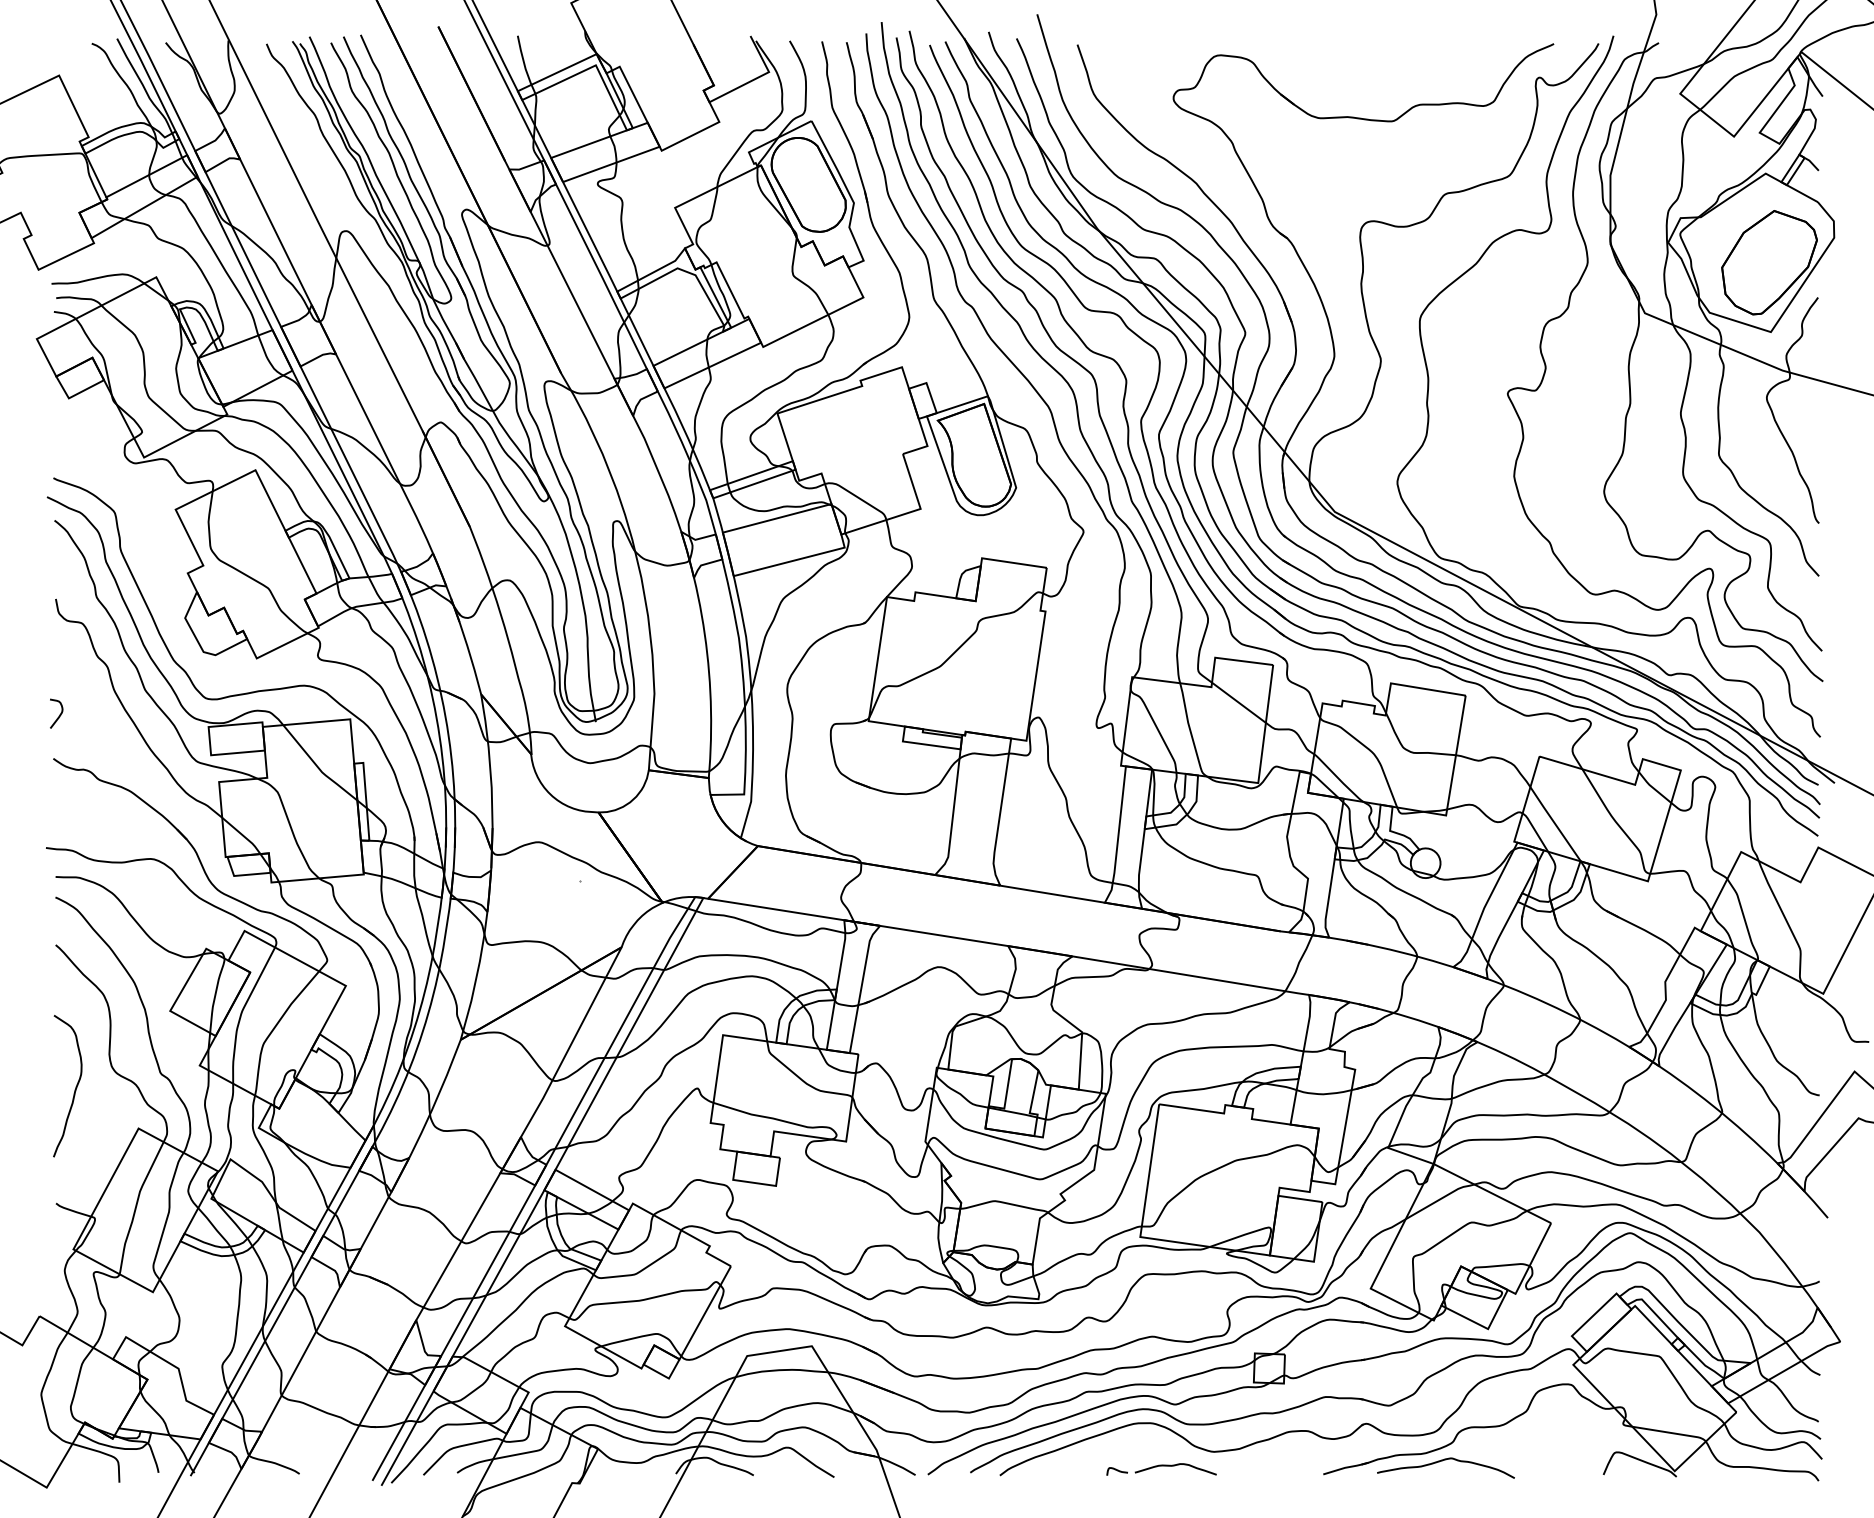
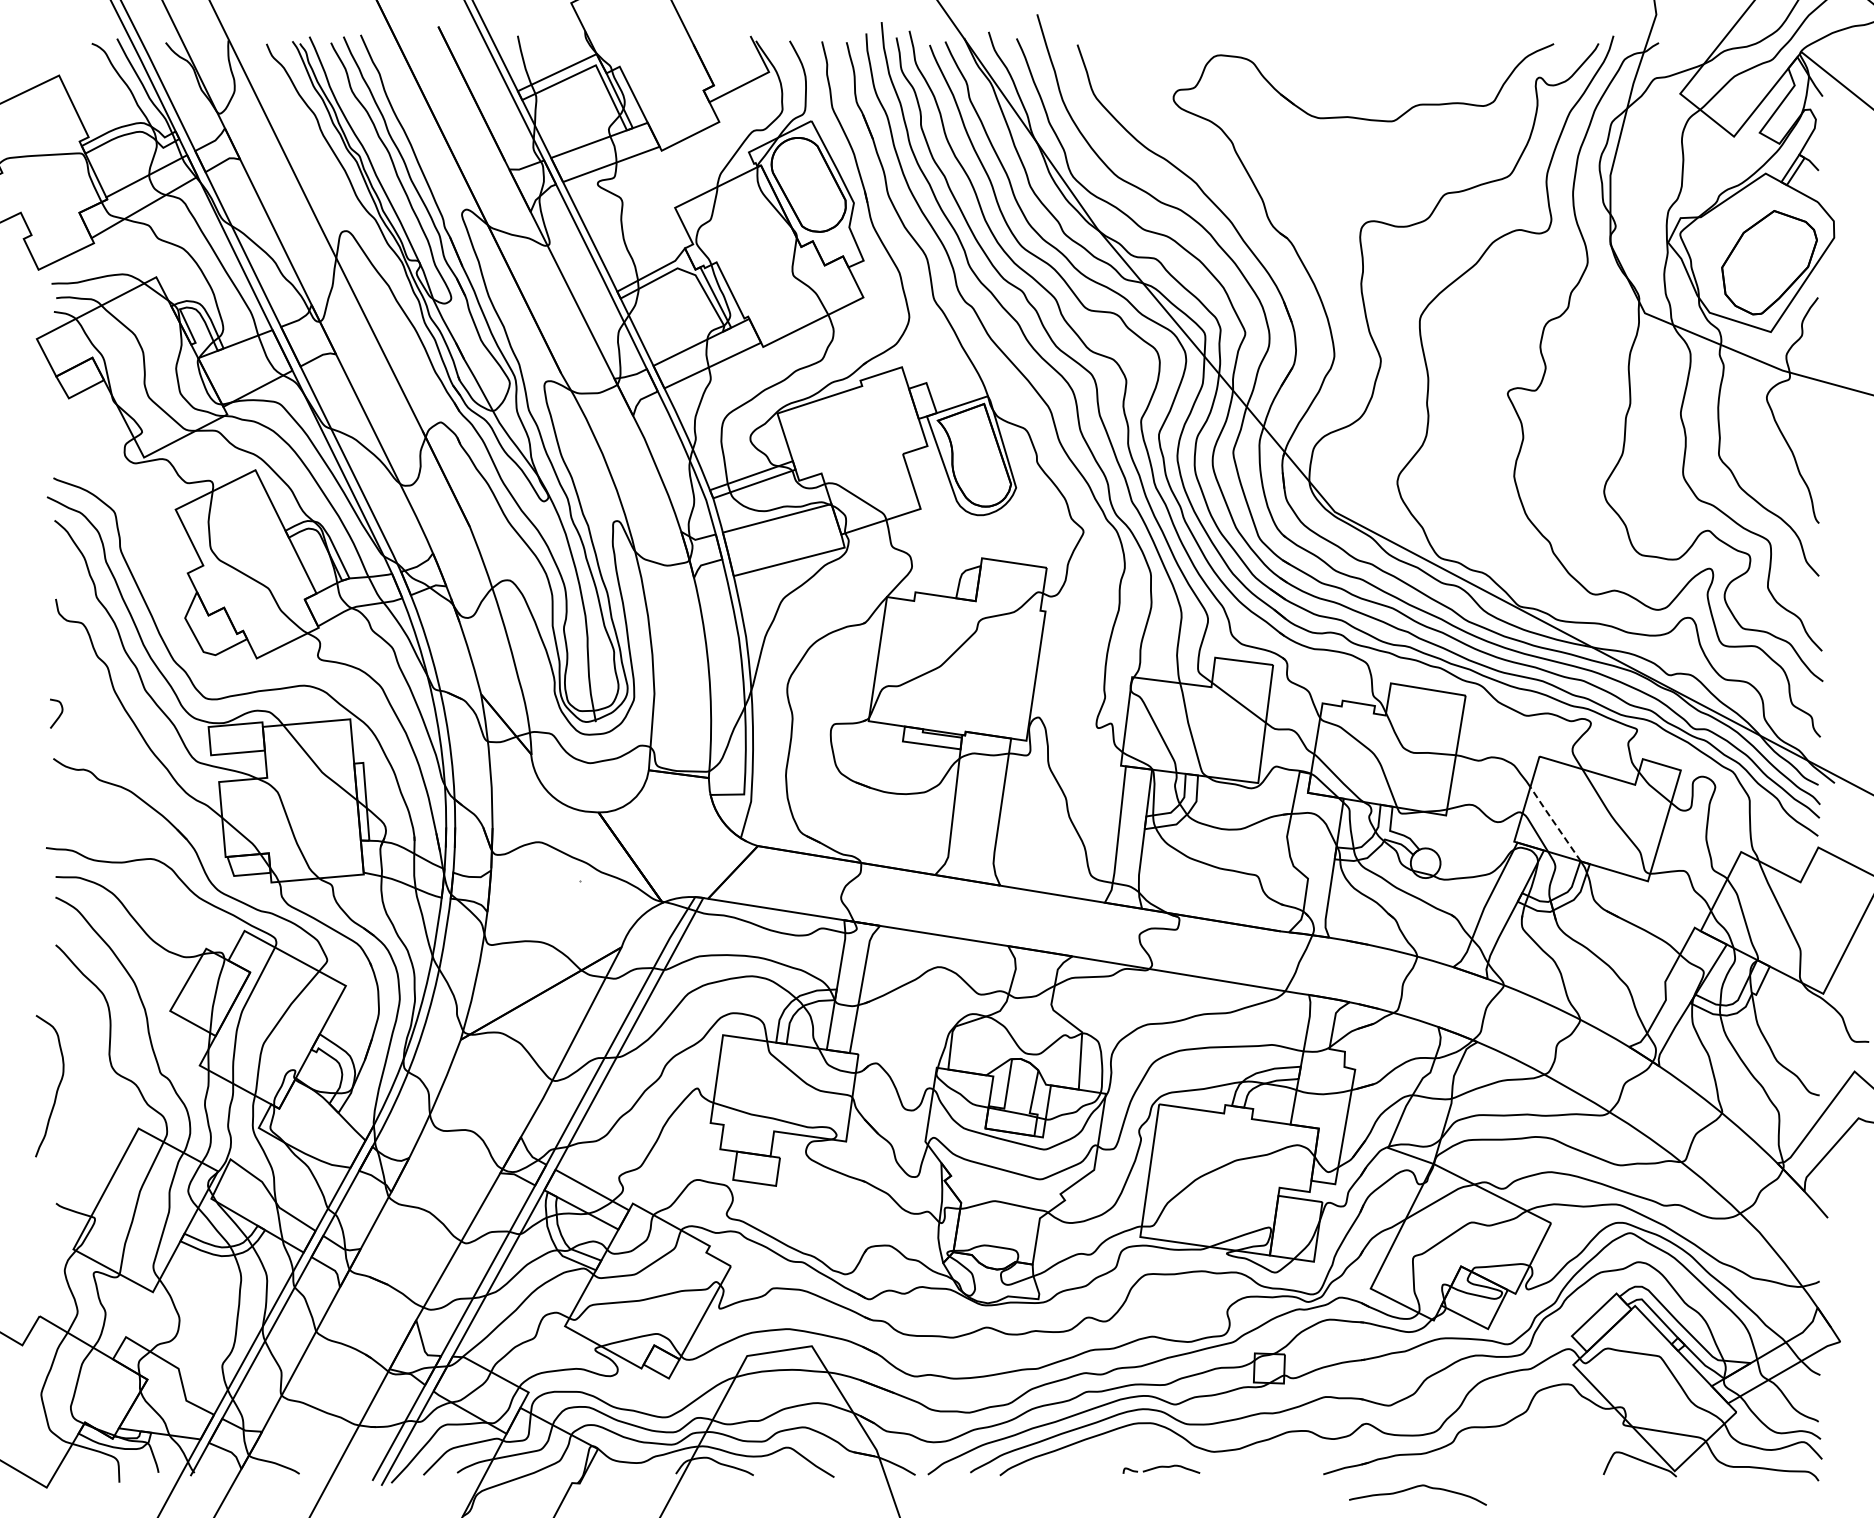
line: solid -> dashed (1555, 823)
curve position: (74, 1089) -> (56, 1089) (56, 1089)
curve position: (1442, 1461) -> (1414, 1488) (1414, 1488)
part size: 111x13 px -> 79x10 px (1161, 1468)
